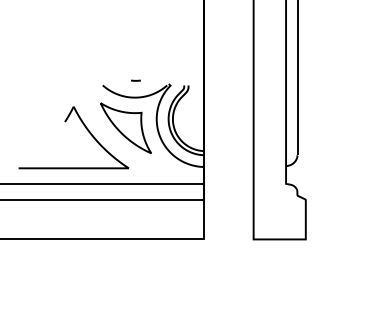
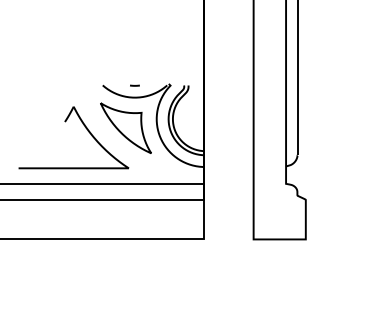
curve position: (135, 80) -> (134, 85) (134, 85)
